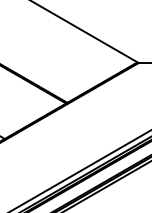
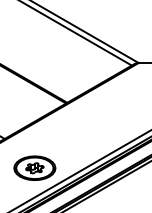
line: none -> present (76, 33)
part: none -> present (34, 167)
